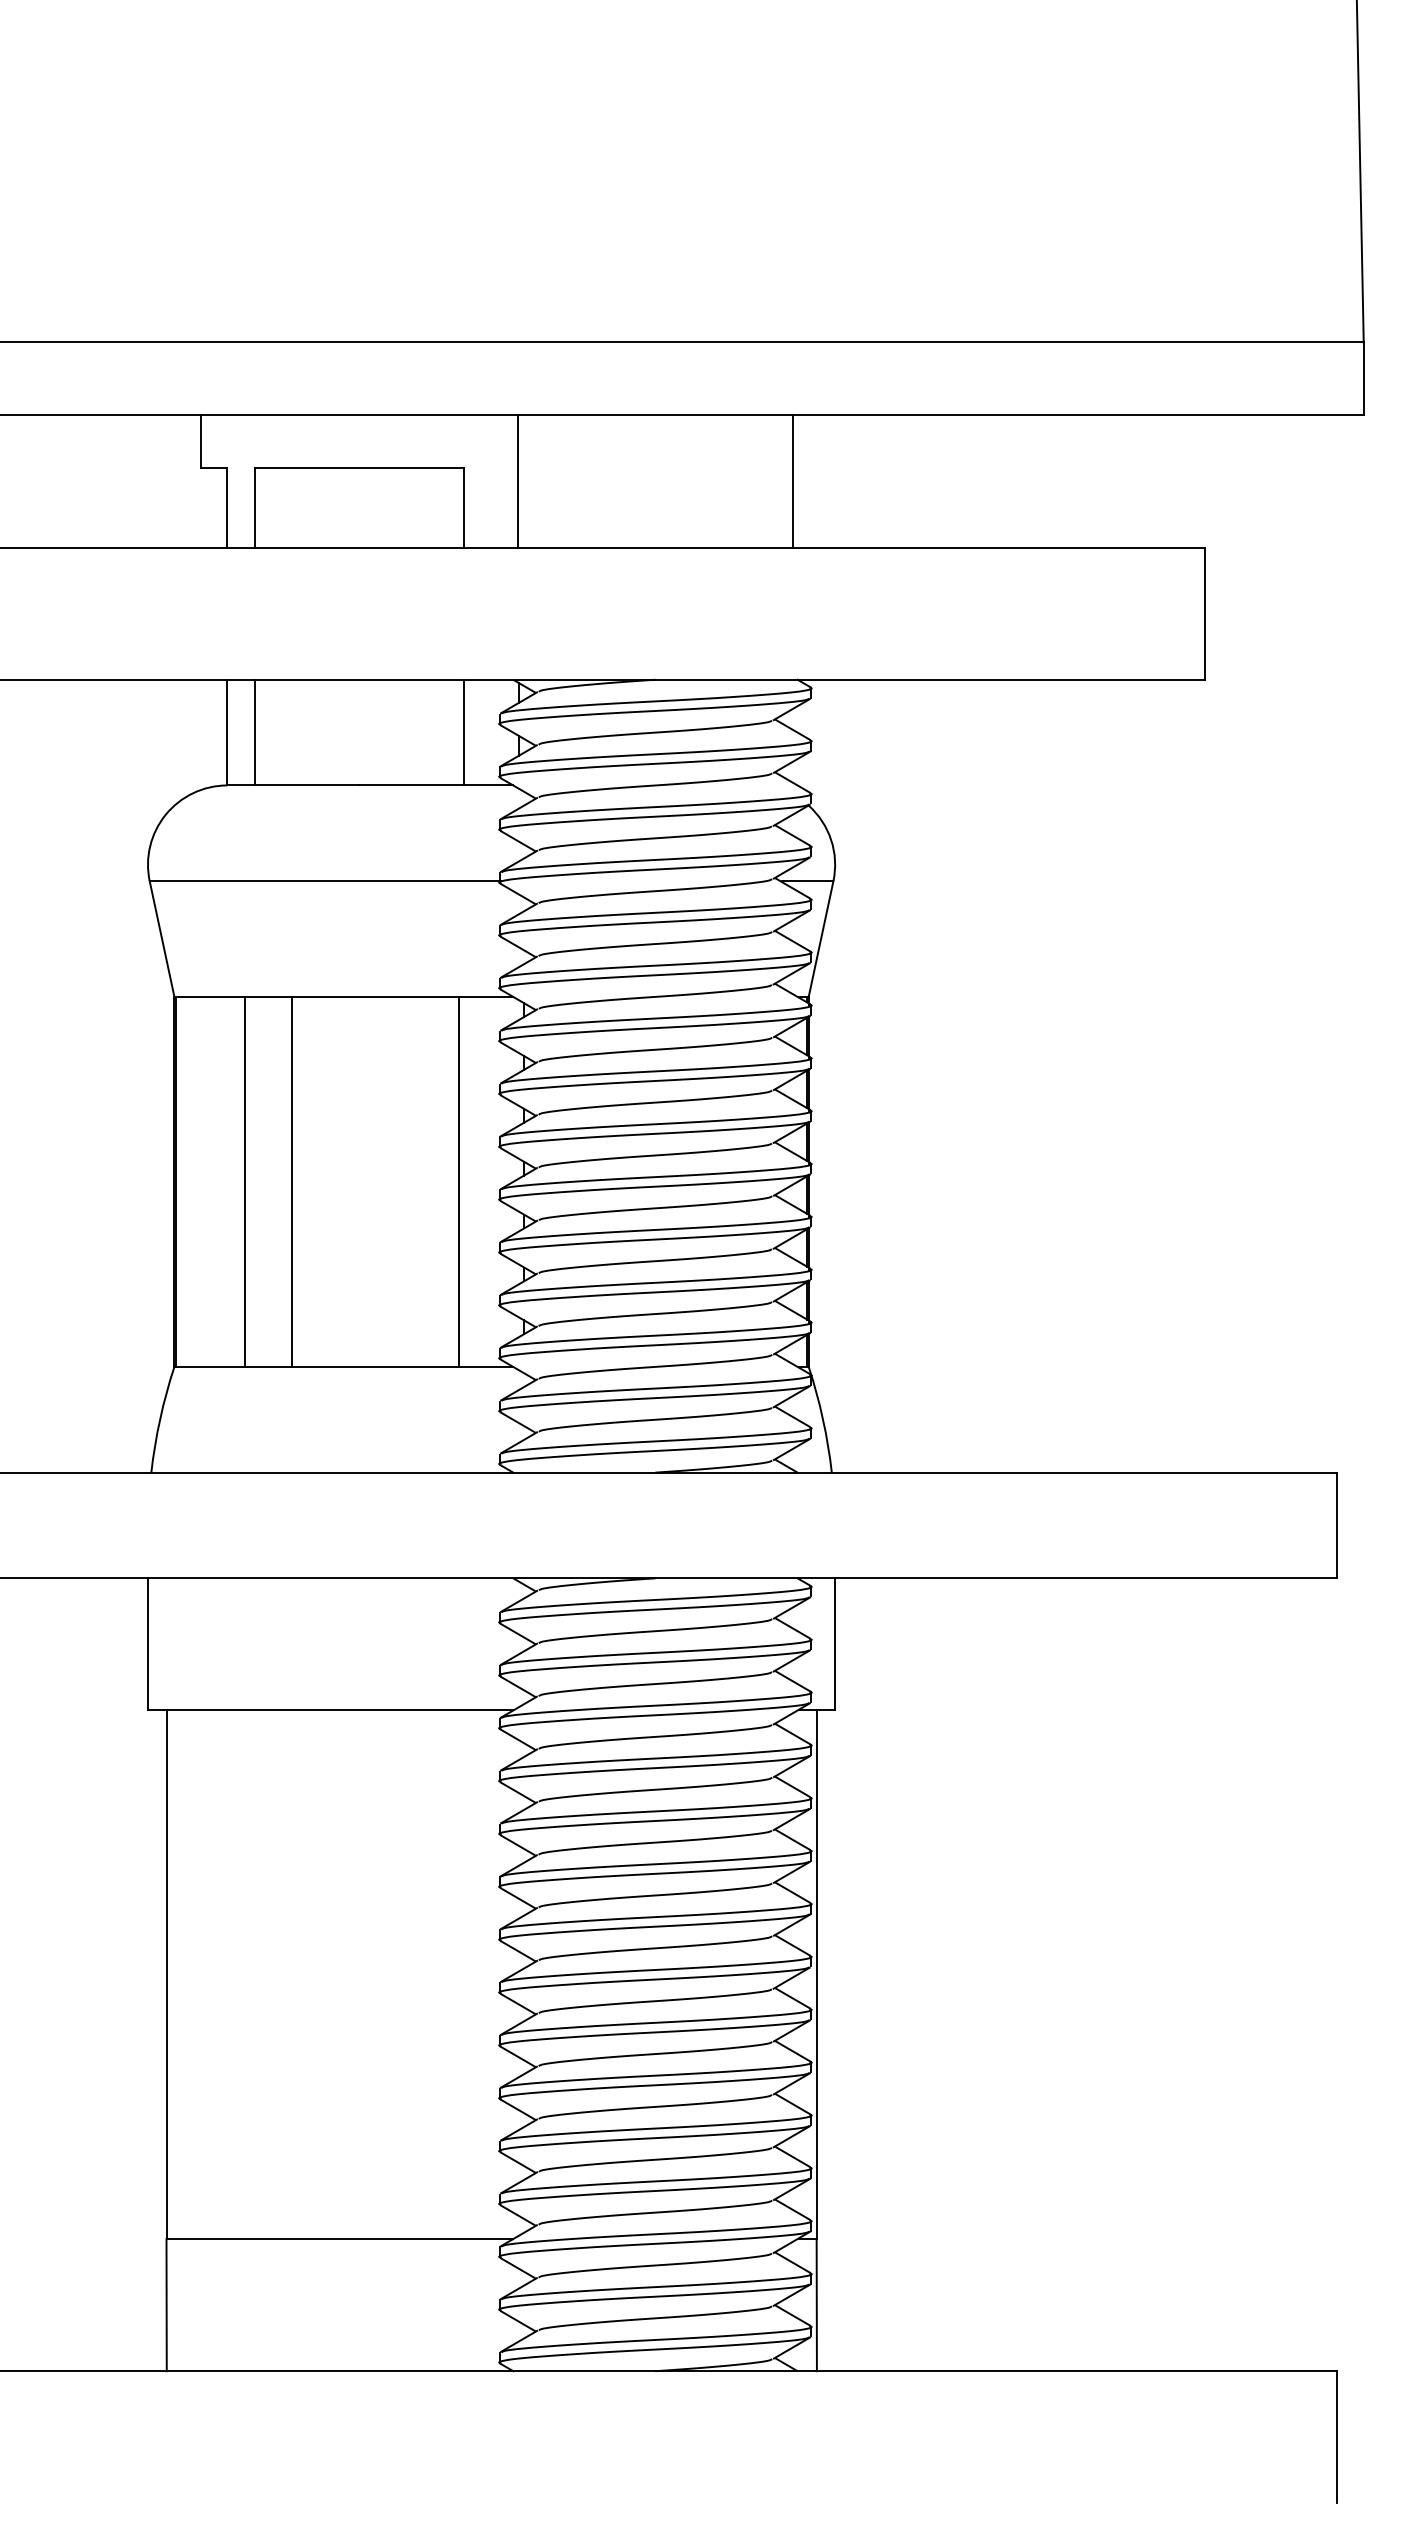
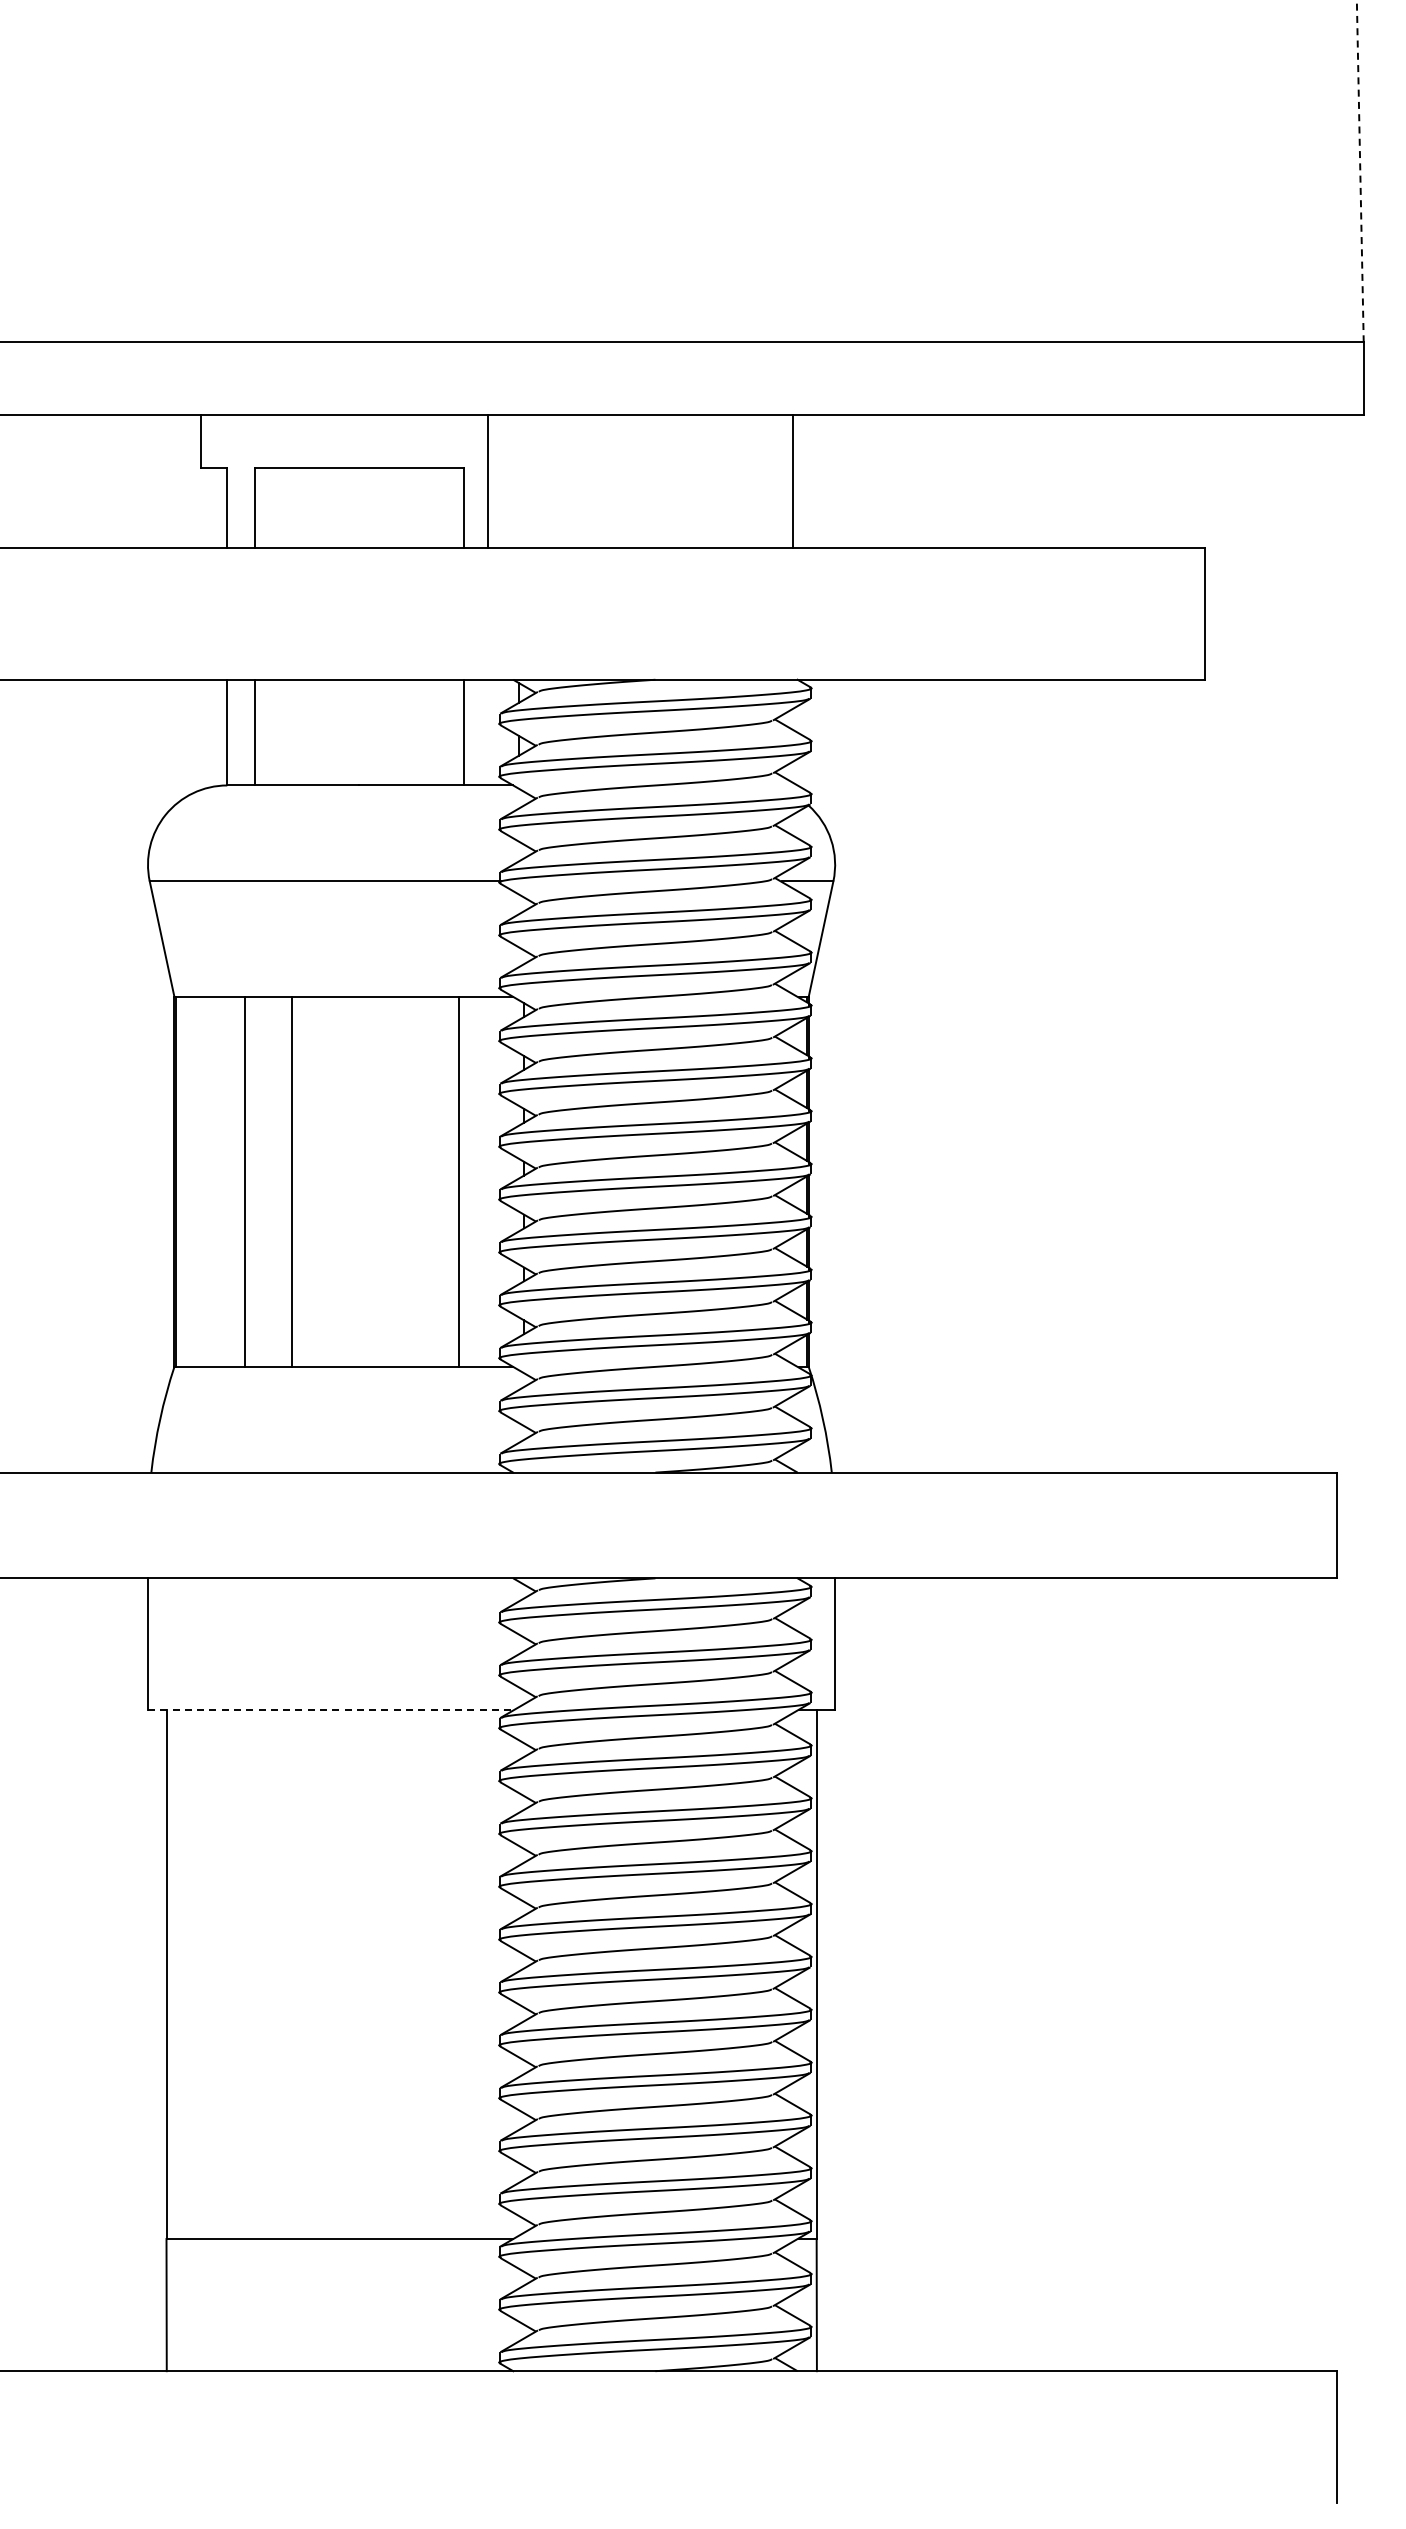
line: solid -> dashed (1360, 171)
line position: (518, 481) -> (488, 481) (488, 481)
line: solid -> dashed (330, 1710)
